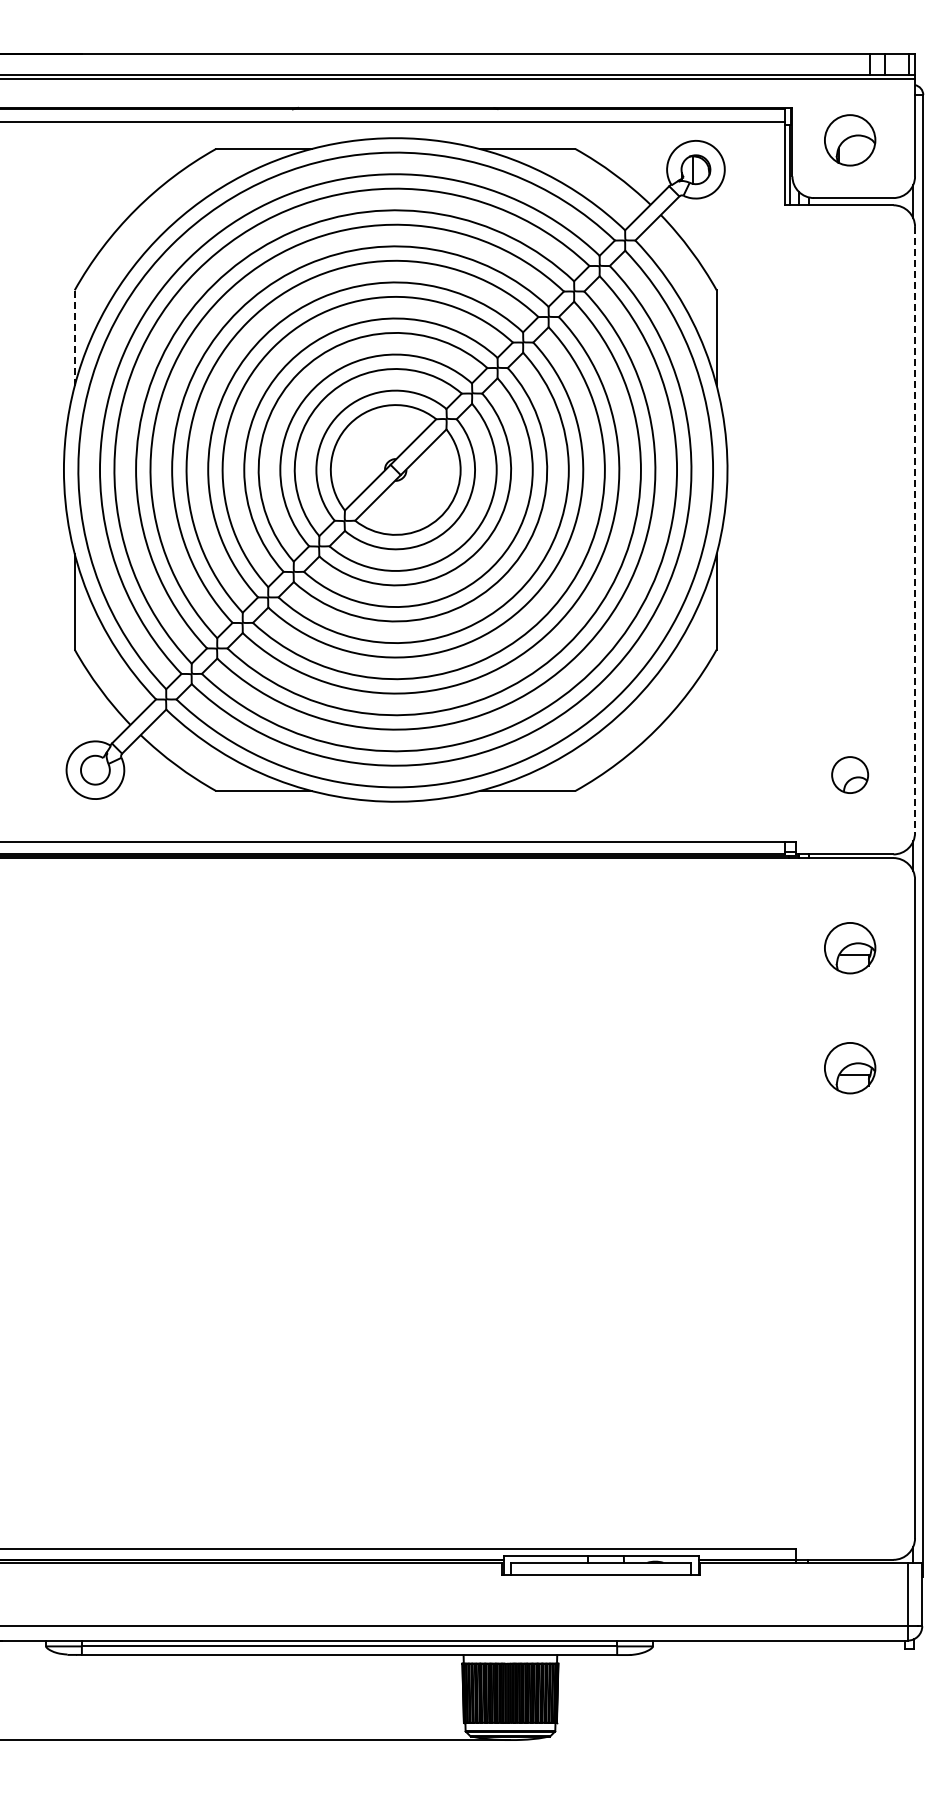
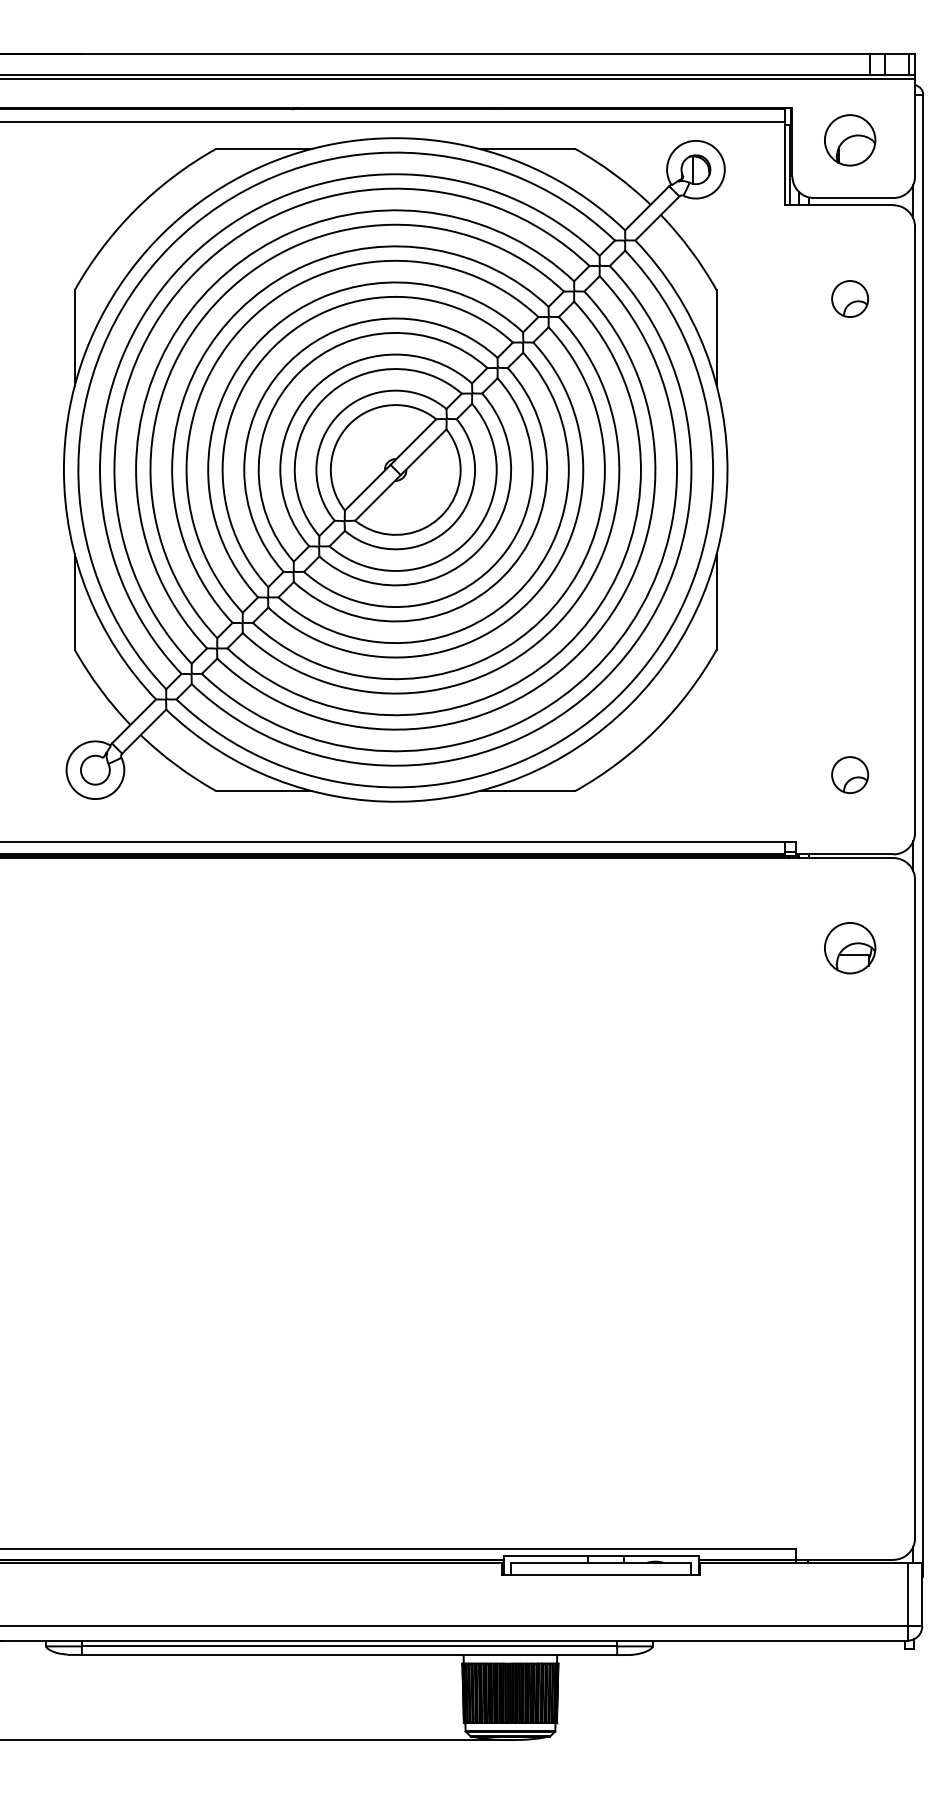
part: none -> present (850, 298)
line: dashed -> solid (74, 338)
line: dashed -> solid (915, 529)
part: present -> none (850, 1068)
